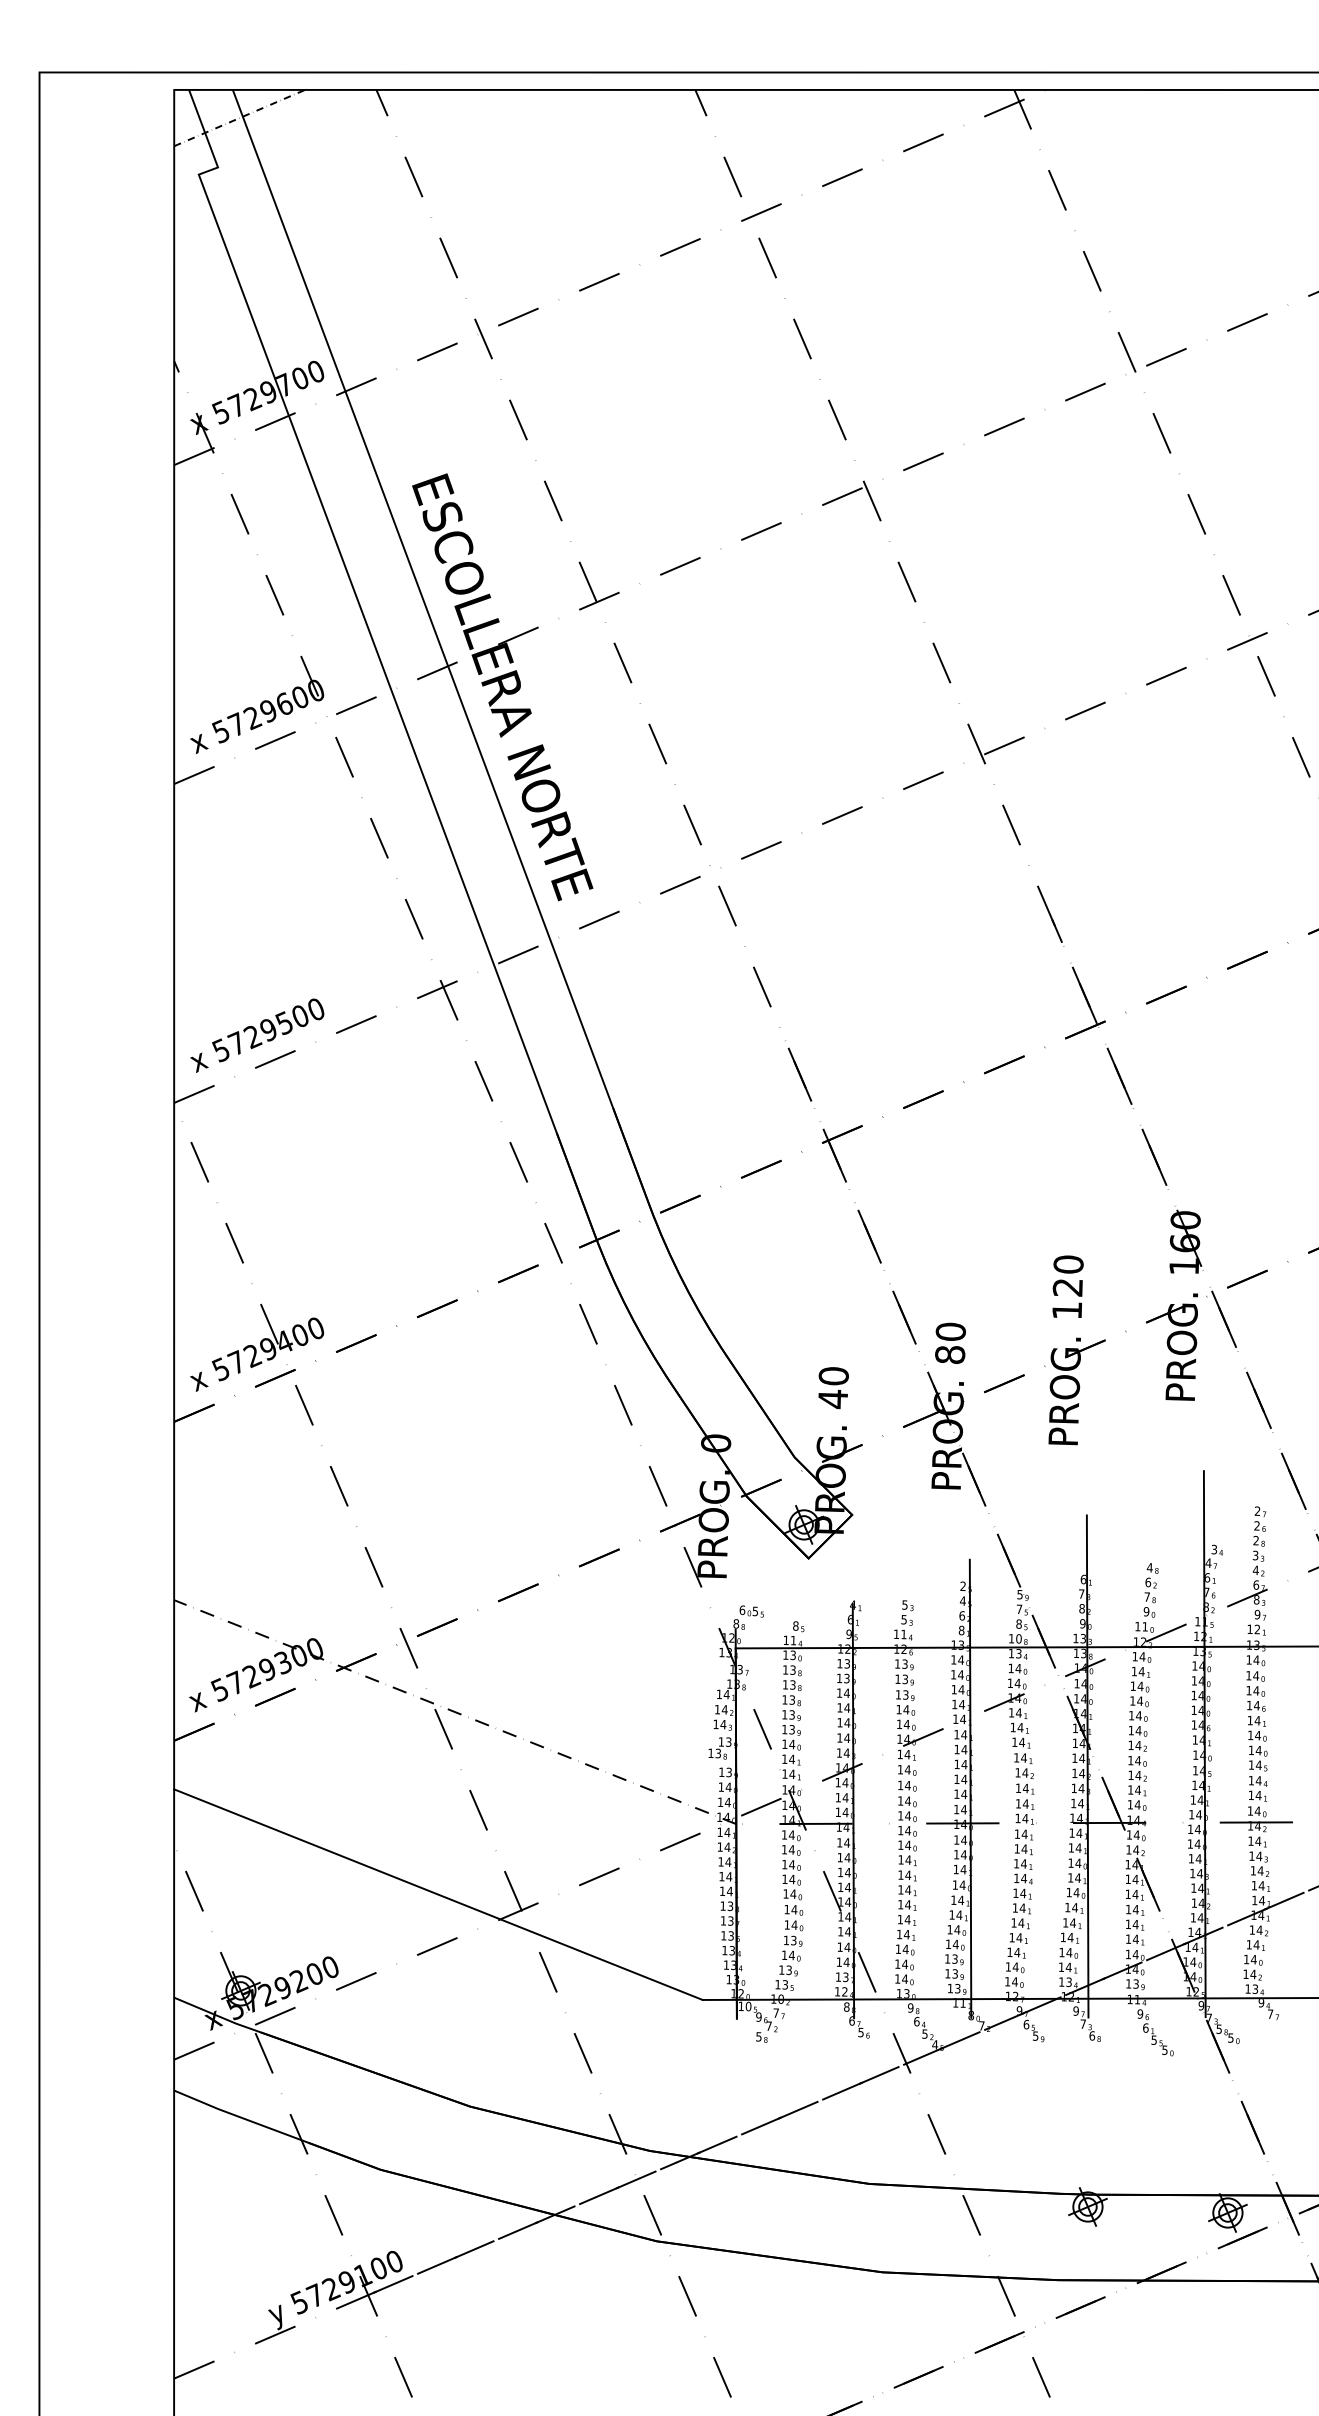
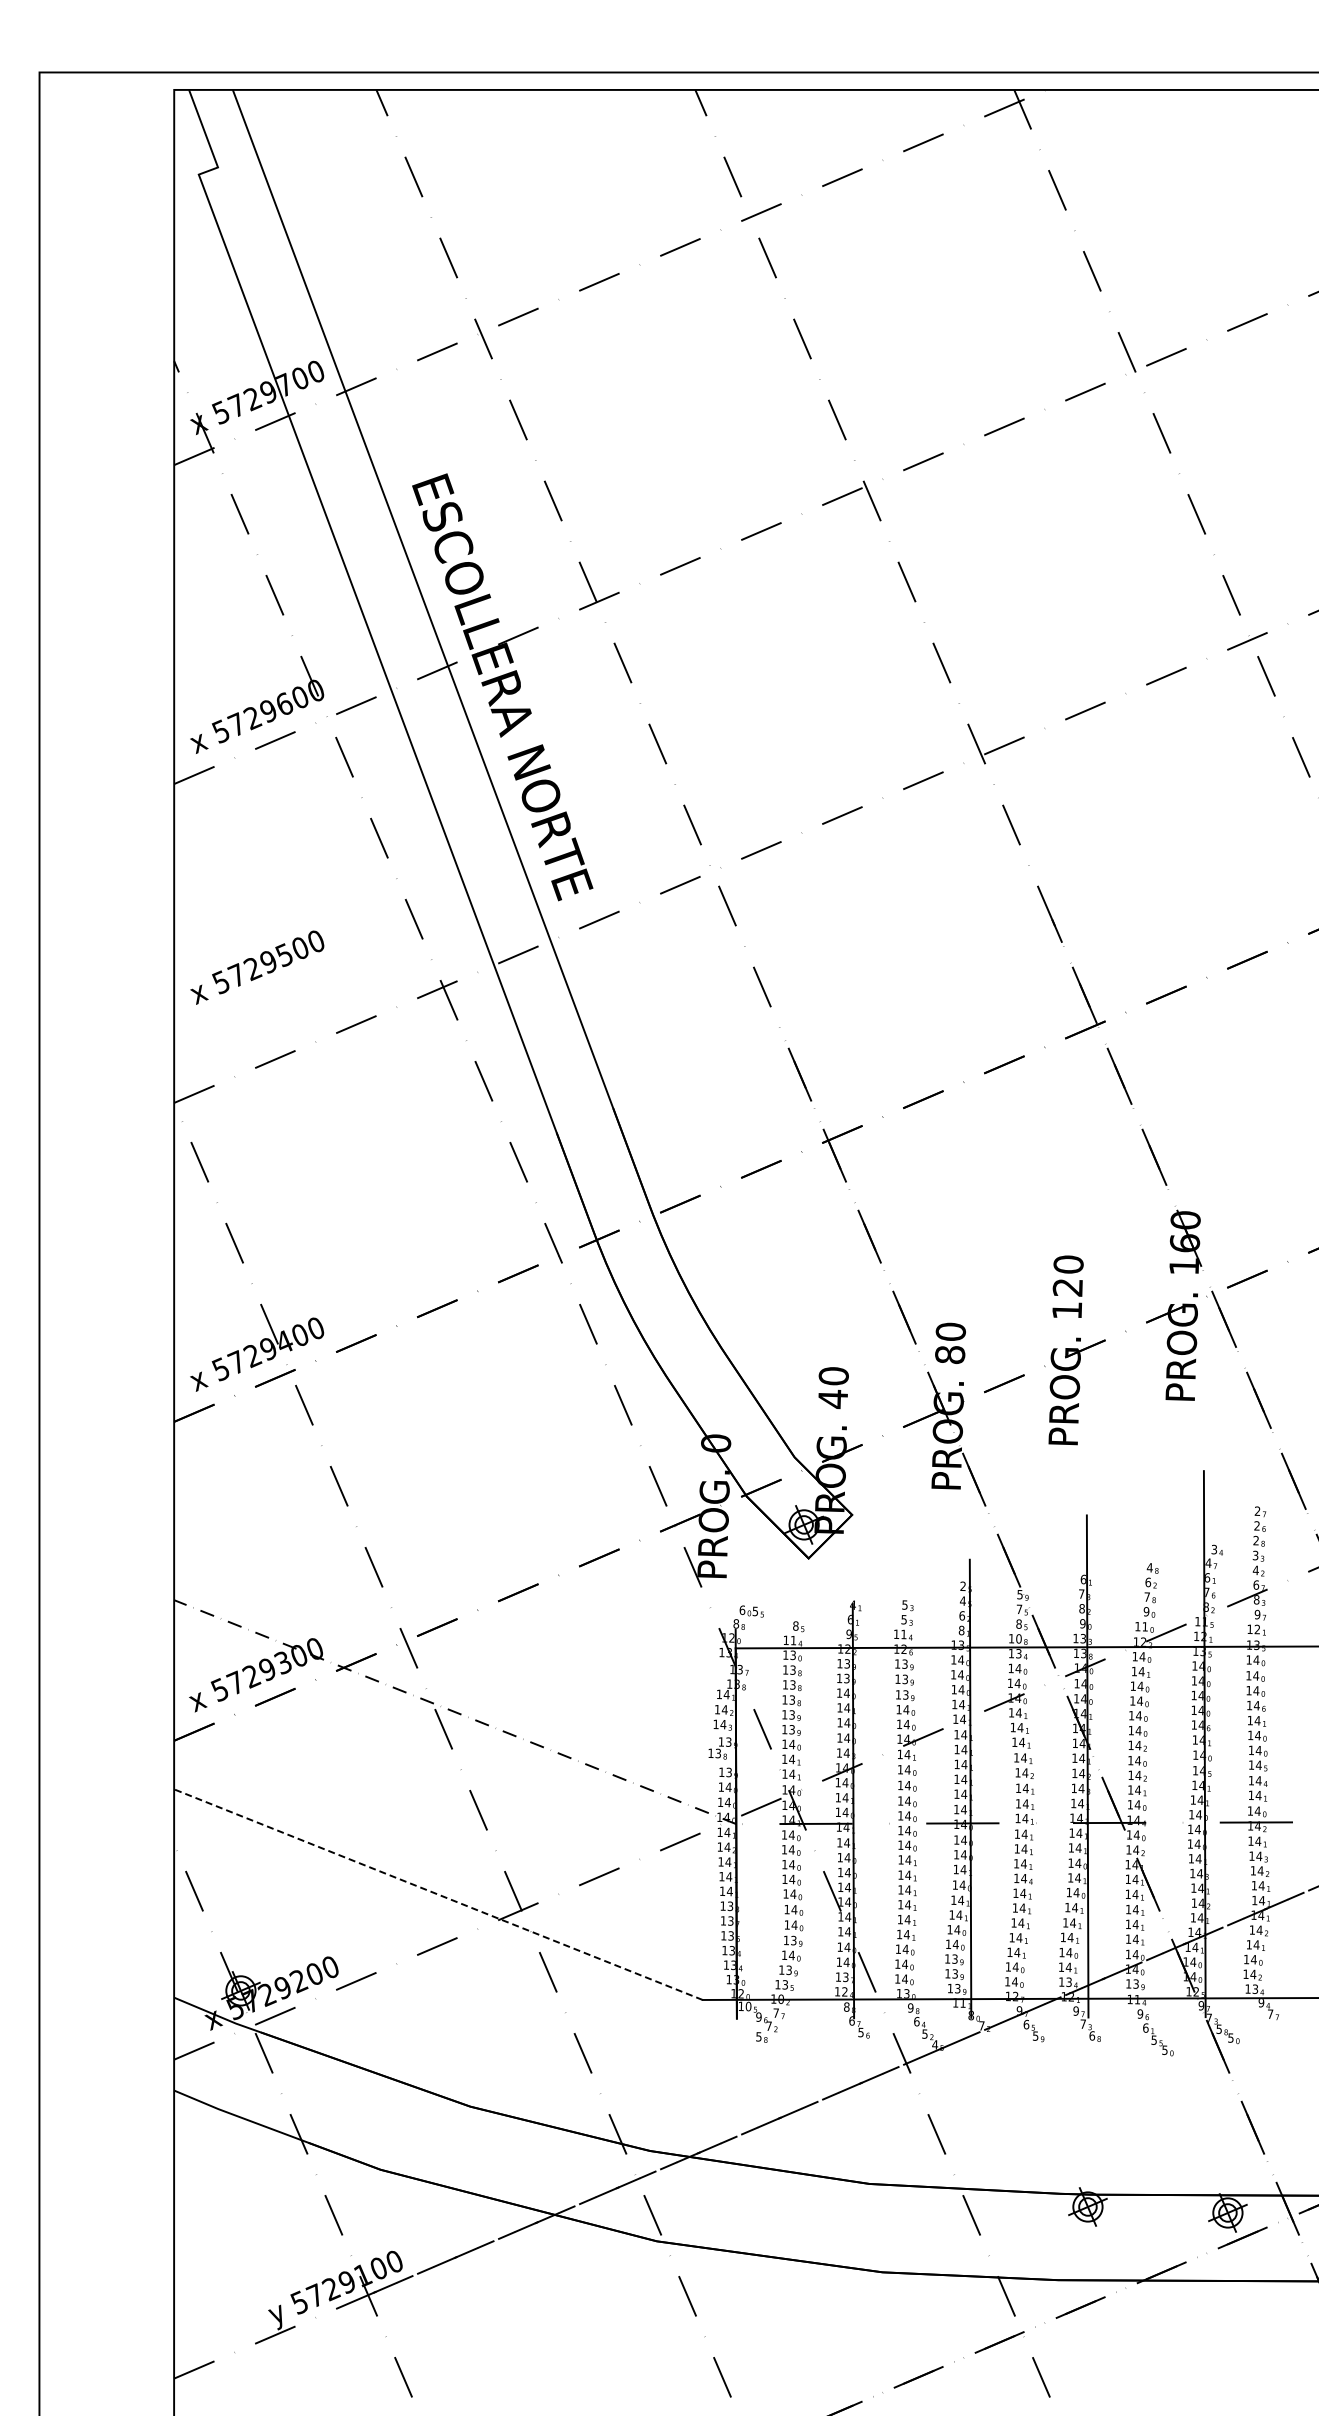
line: present -> none (239, 117)
text position: (257, 1035) -> (257, 967) (257, 967)
line: solid -> dashed (438, 1894)
